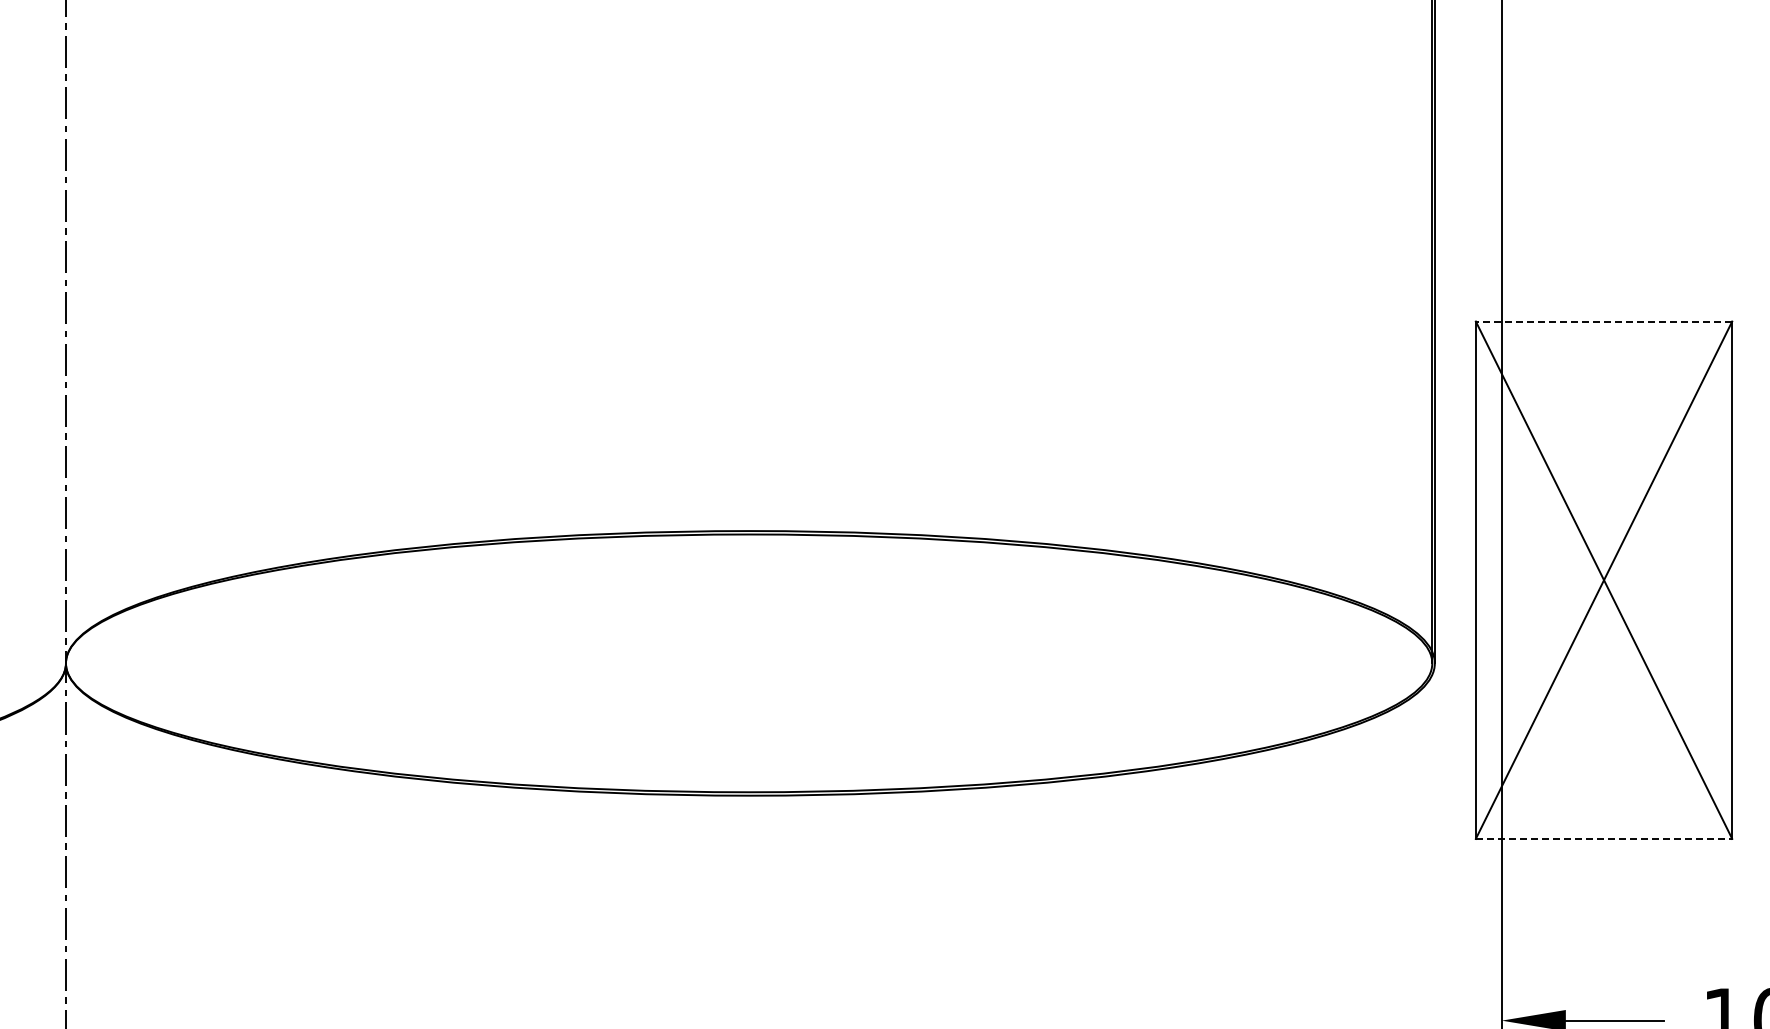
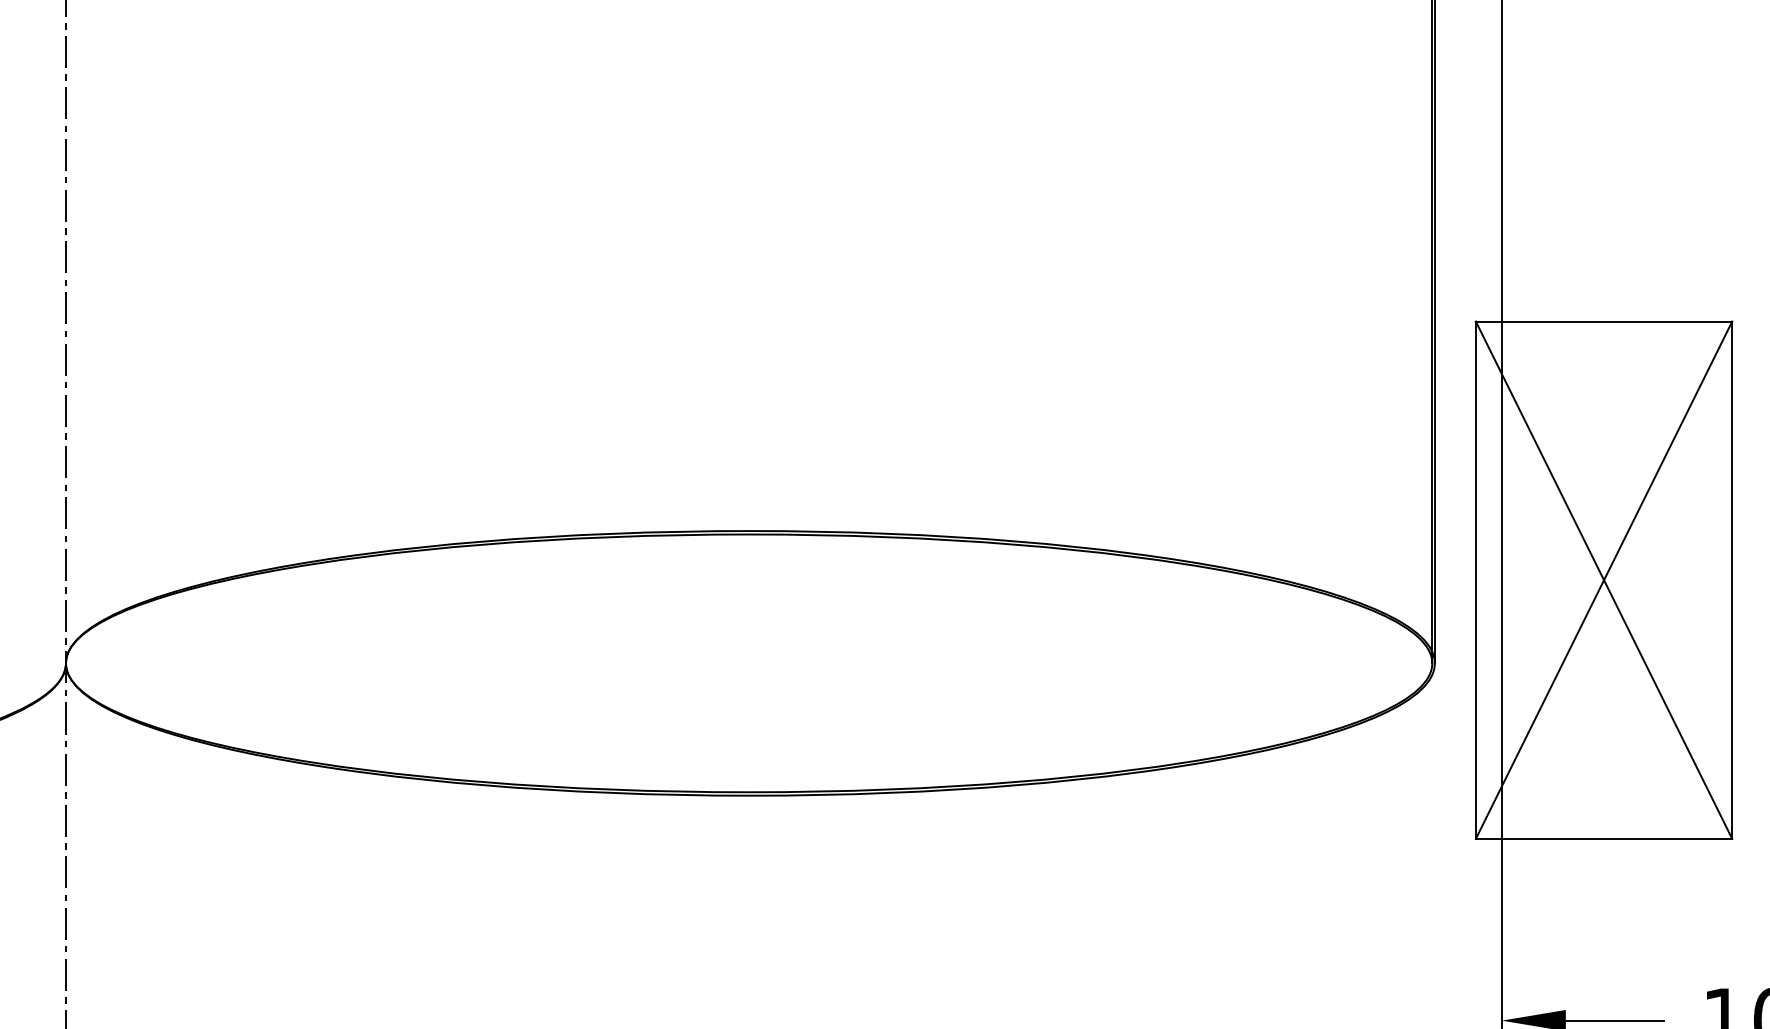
line: dashed -> solid (1603, 321)
line: dashed -> solid (1604, 838)
